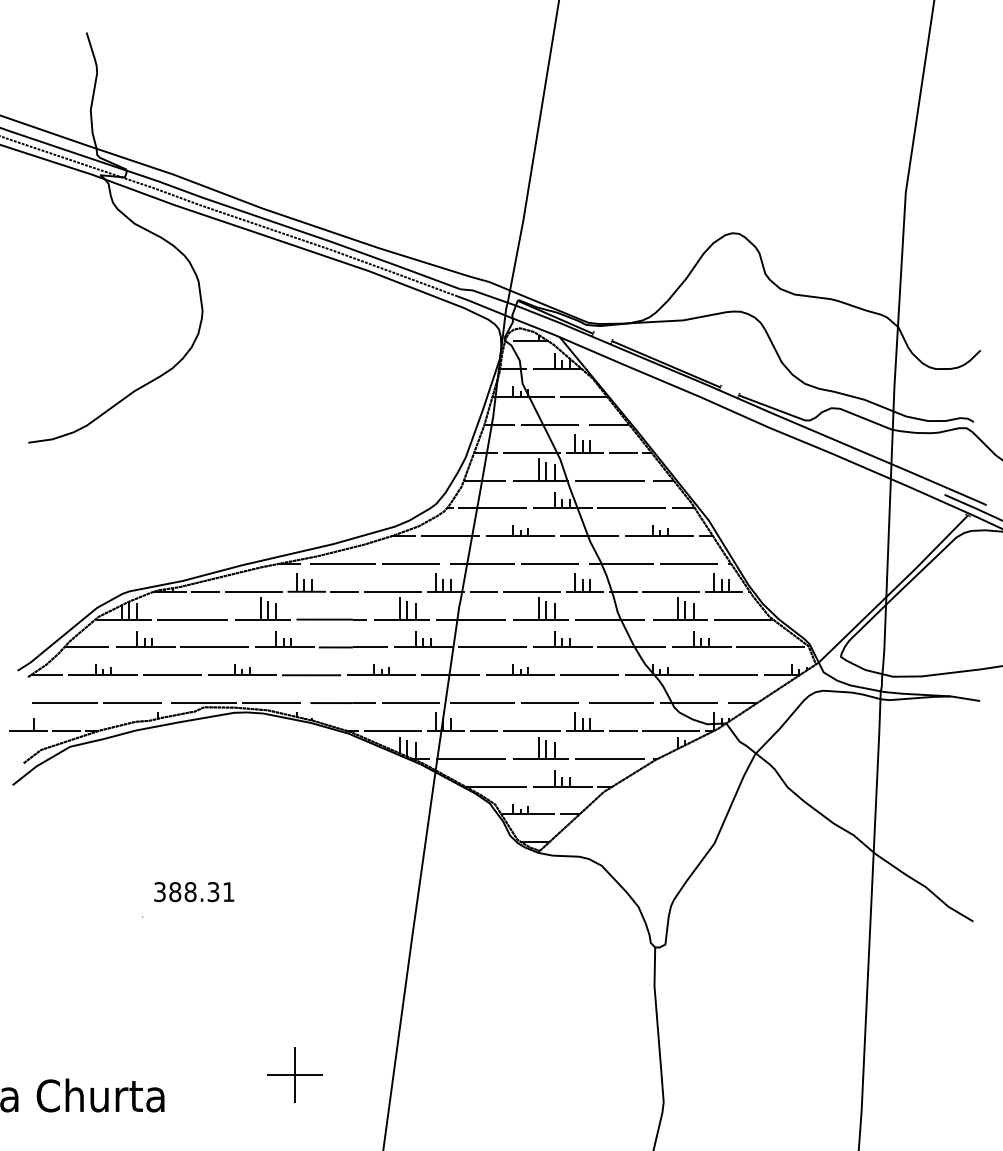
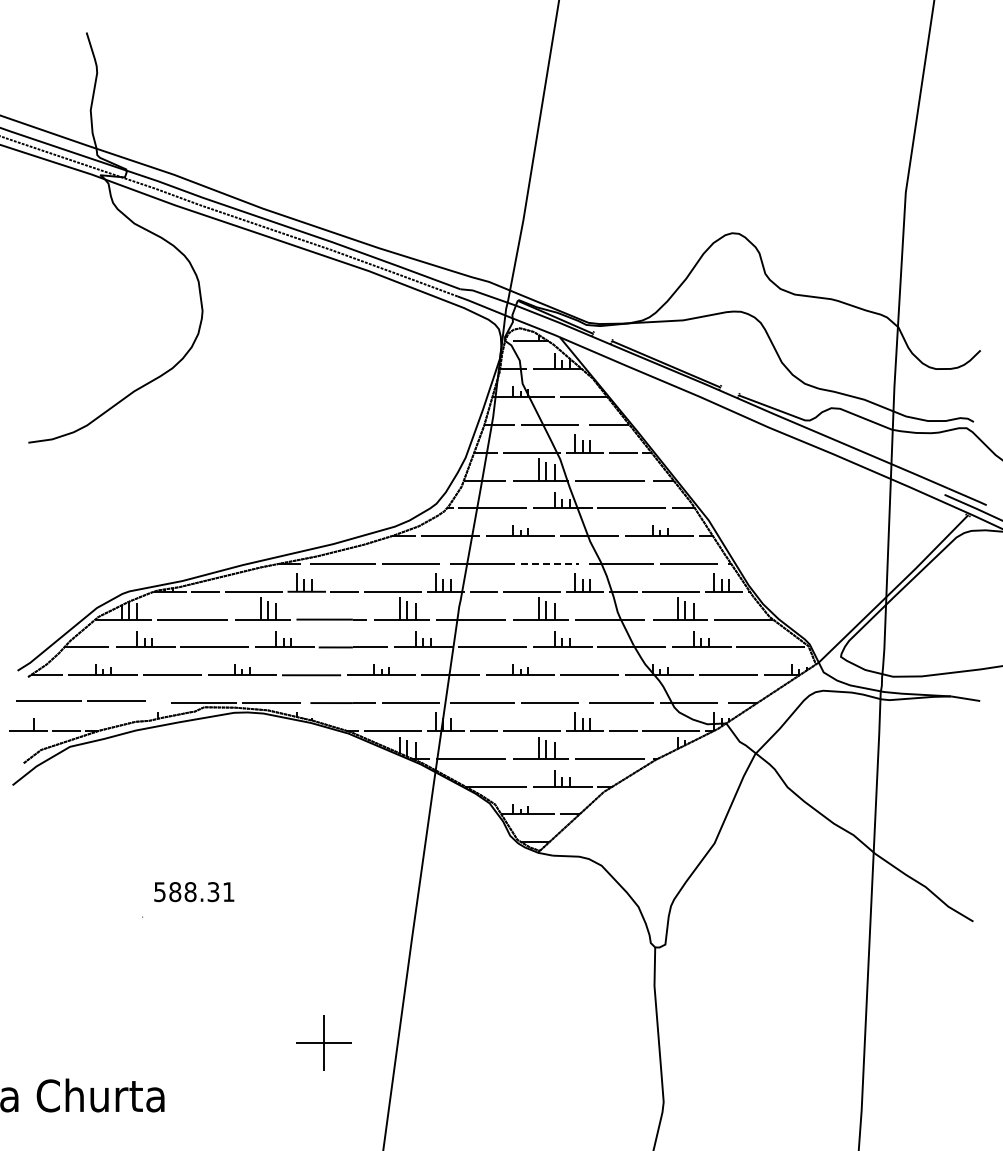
line: solid -> dashed (550, 563)
line position: (96, 702) -> (80, 700) (80, 700)
text: 388.31 -> 588.31 (159, 891)
part position: (294, 1074) -> (323, 1042) (323, 1042)
